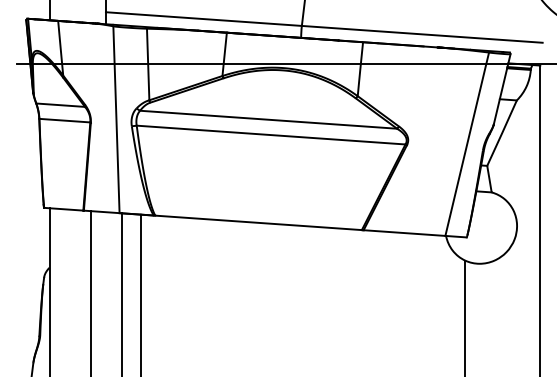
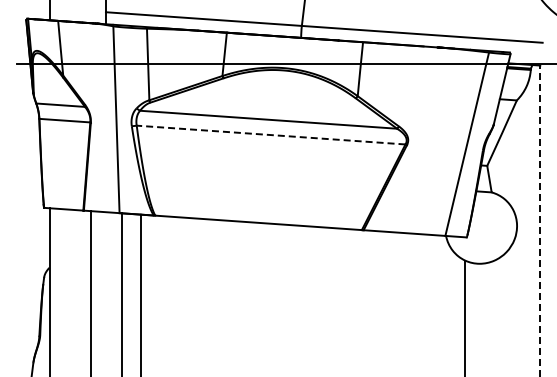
line: solid -> dashed (271, 135)
line: solid -> dashed (540, 221)
